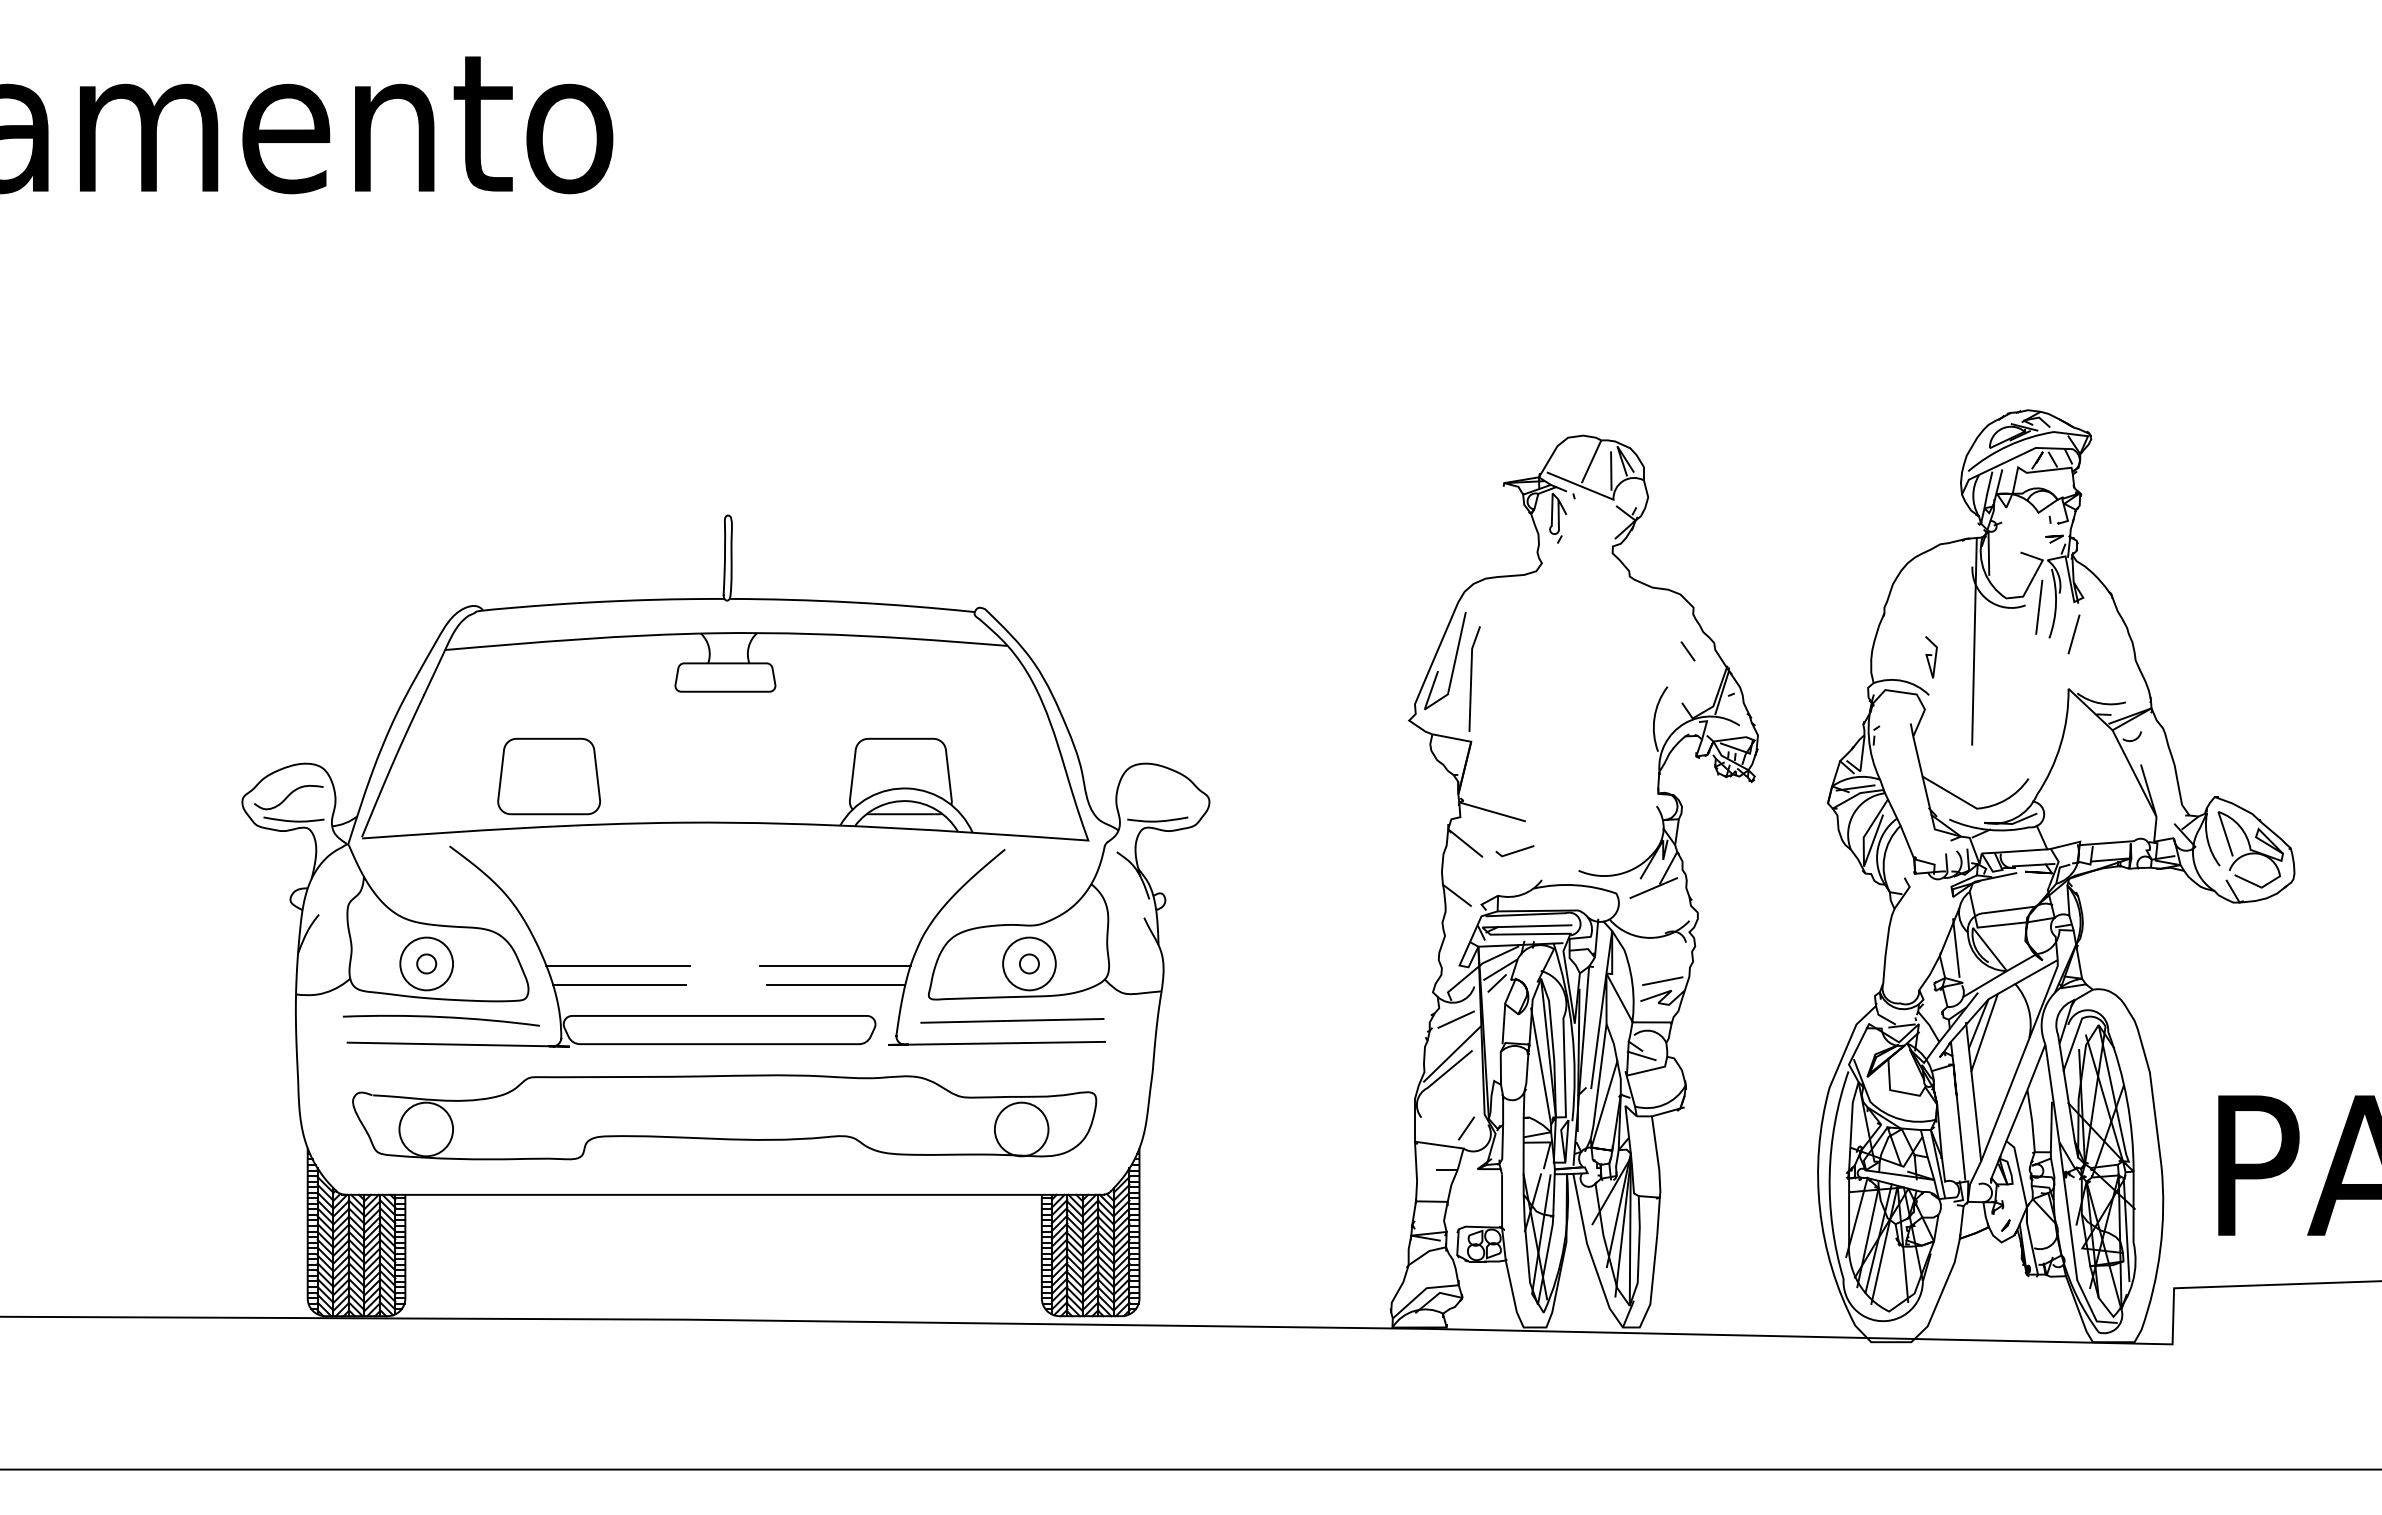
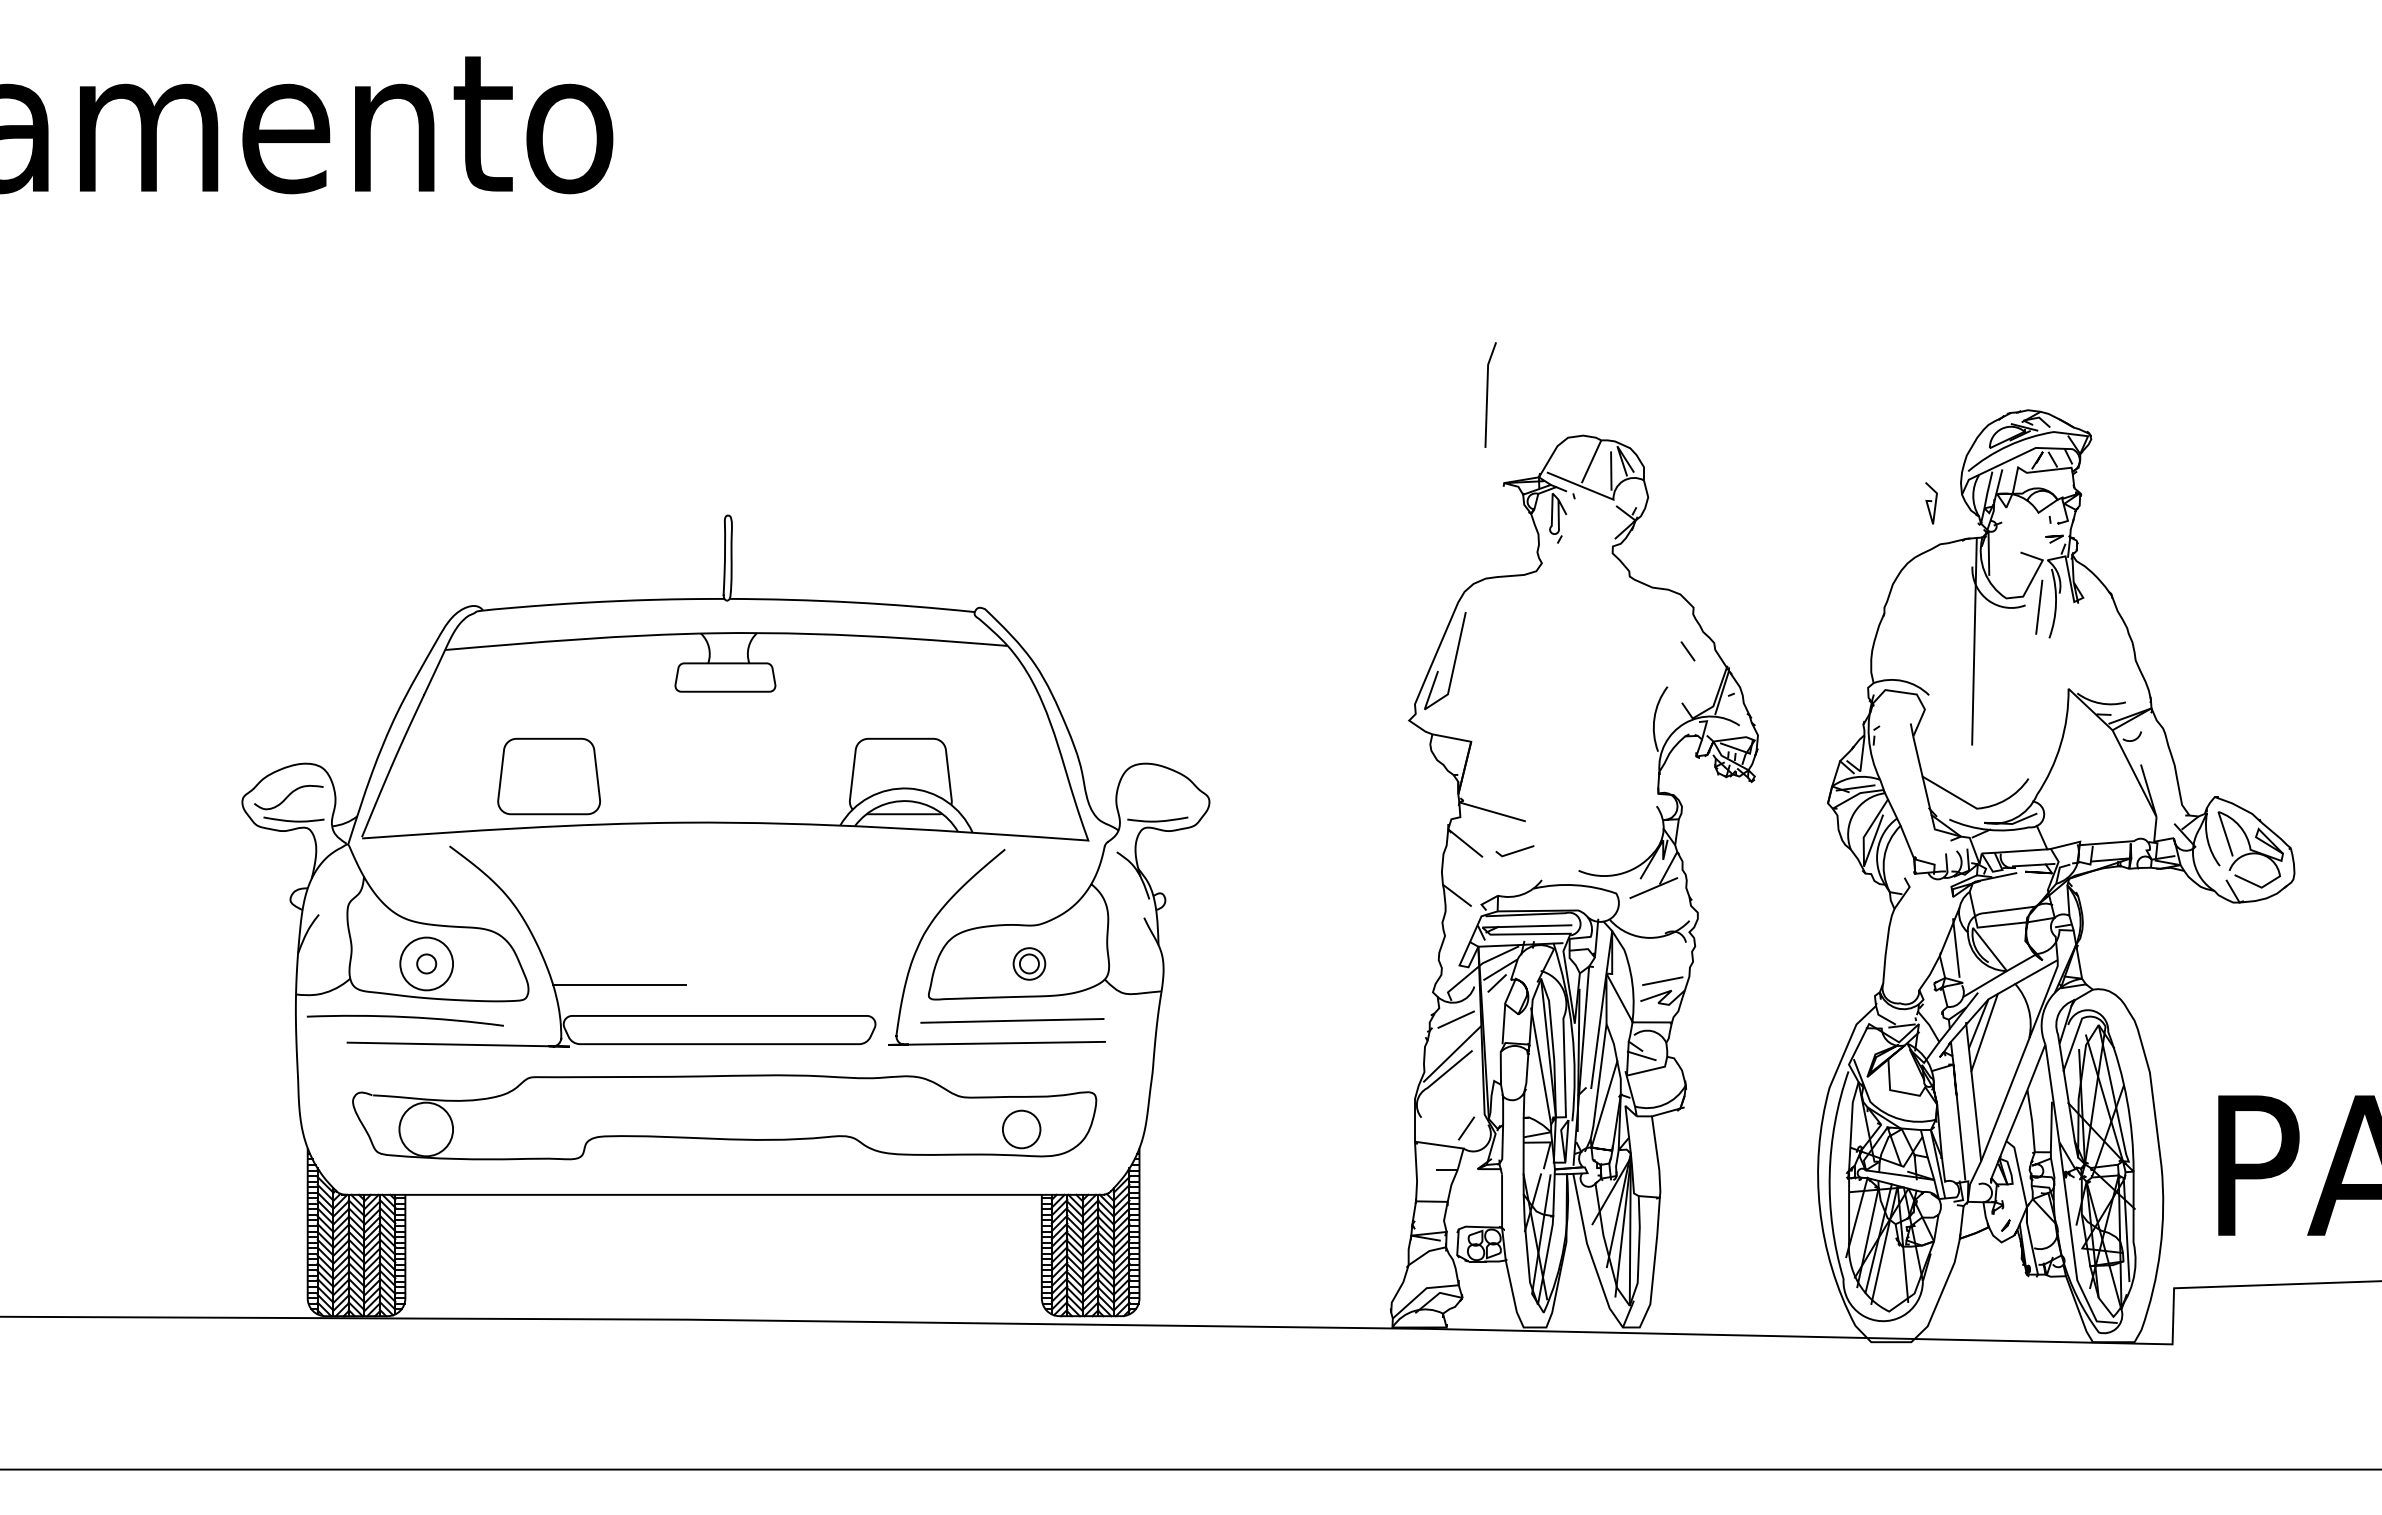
line: present -> none (2073, 634)
line position: (1931, 655) -> (1931, 501) (1931, 501)
line position: (1472, 678) -> (1488, 394) (1488, 394)
circle diameter: 53 px -> 32 px (1029, 963)
line: present -> none (618, 965)
line: present -> none (835, 965)
line: present -> none (835, 985)
arc position: (440, 1017) -> (404, 1017) (404, 1017)
circle diameter: 54 px -> 38 px (1021, 1129)
